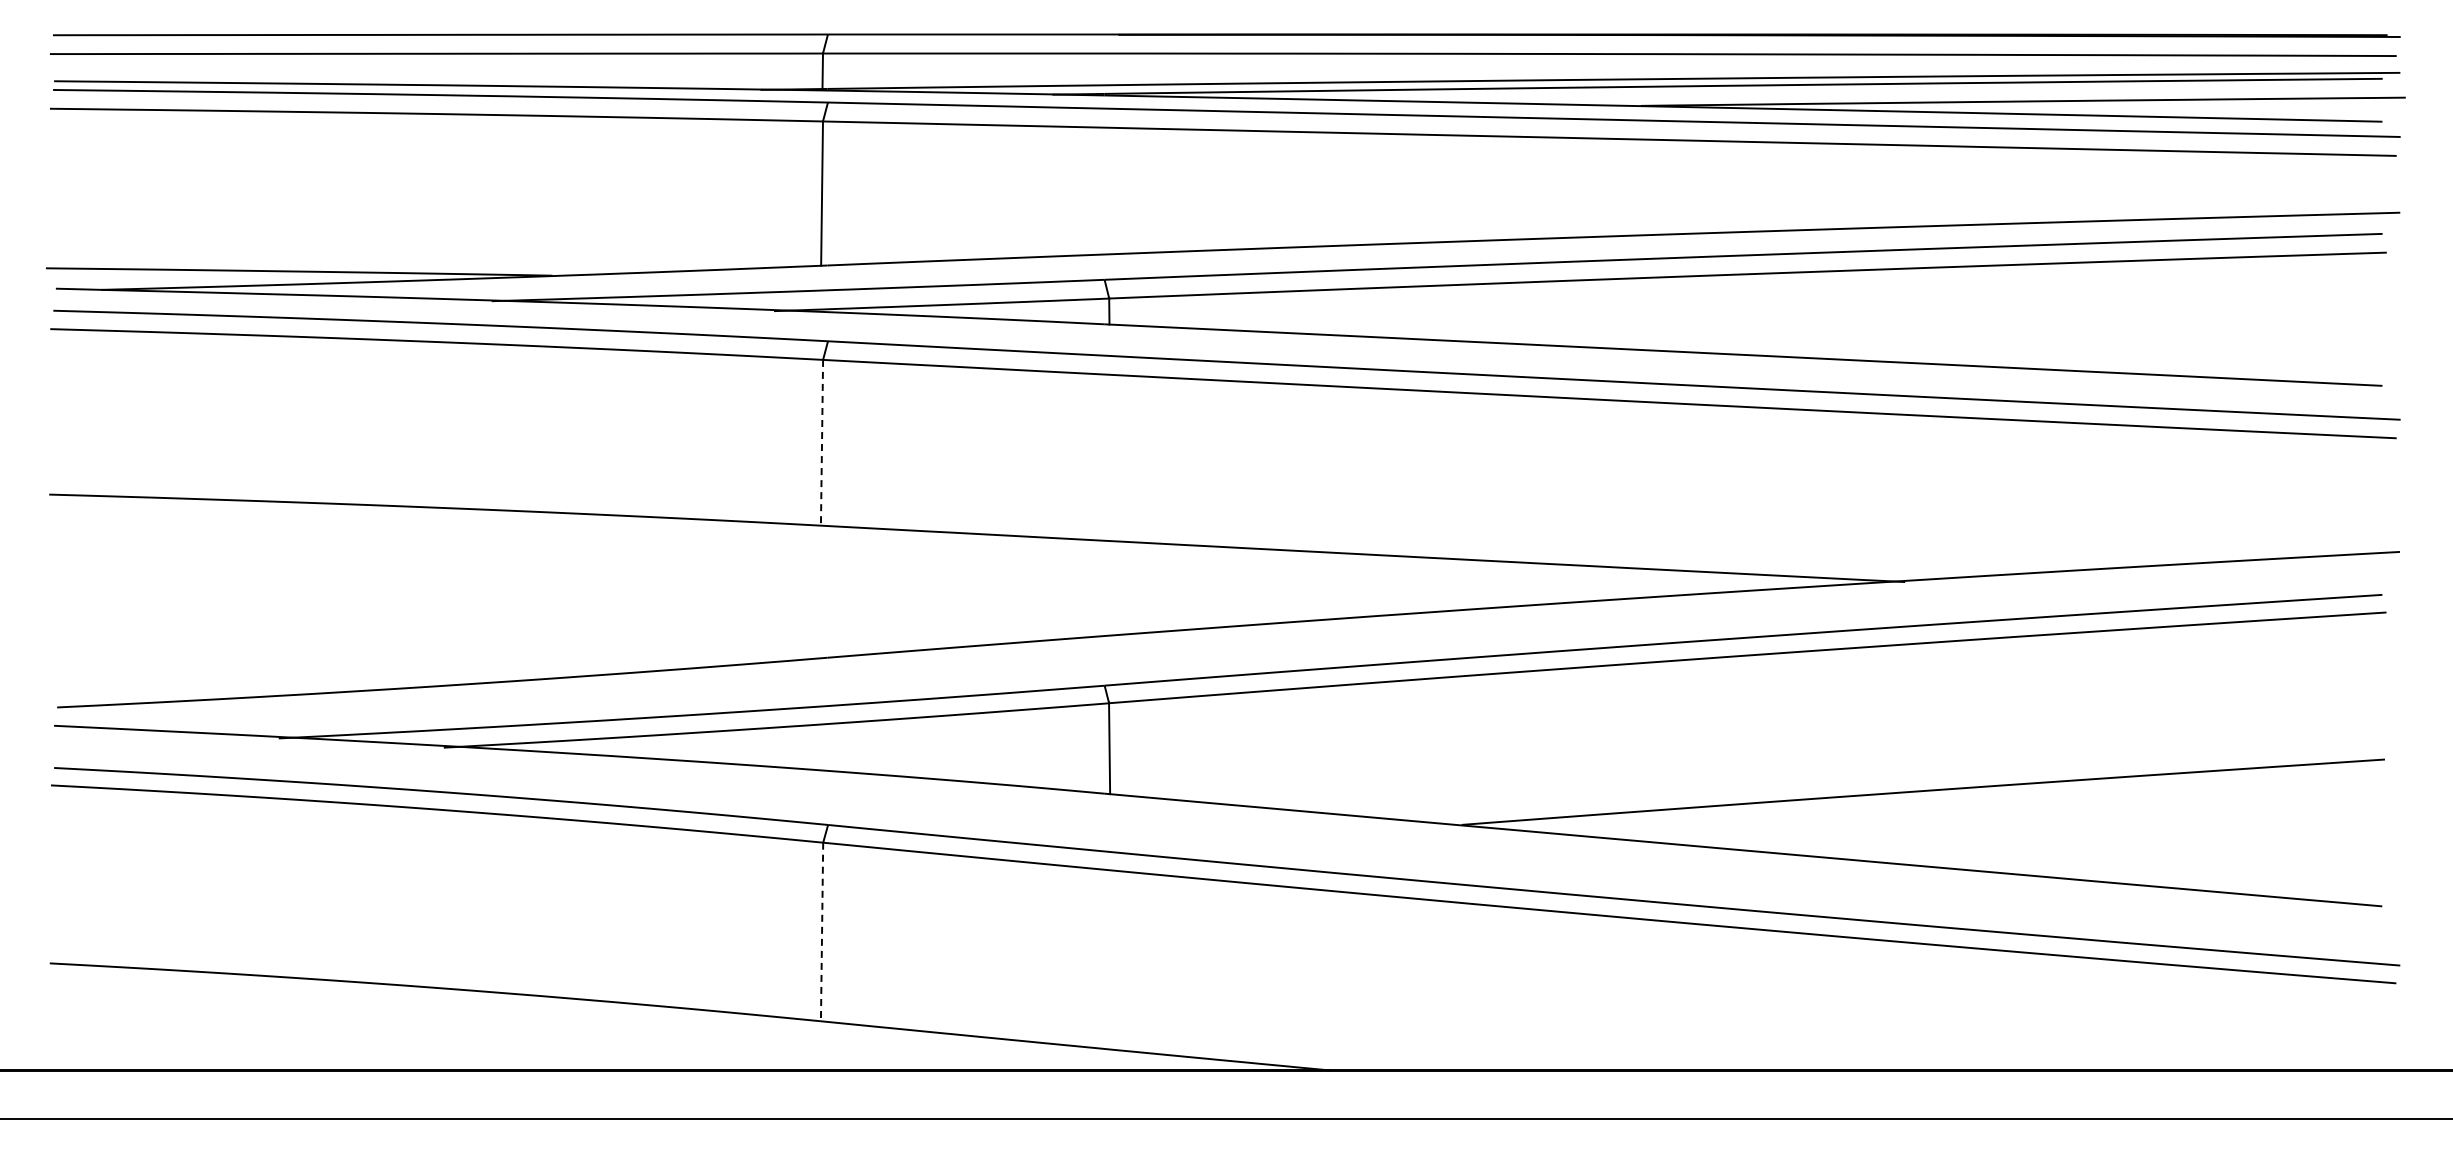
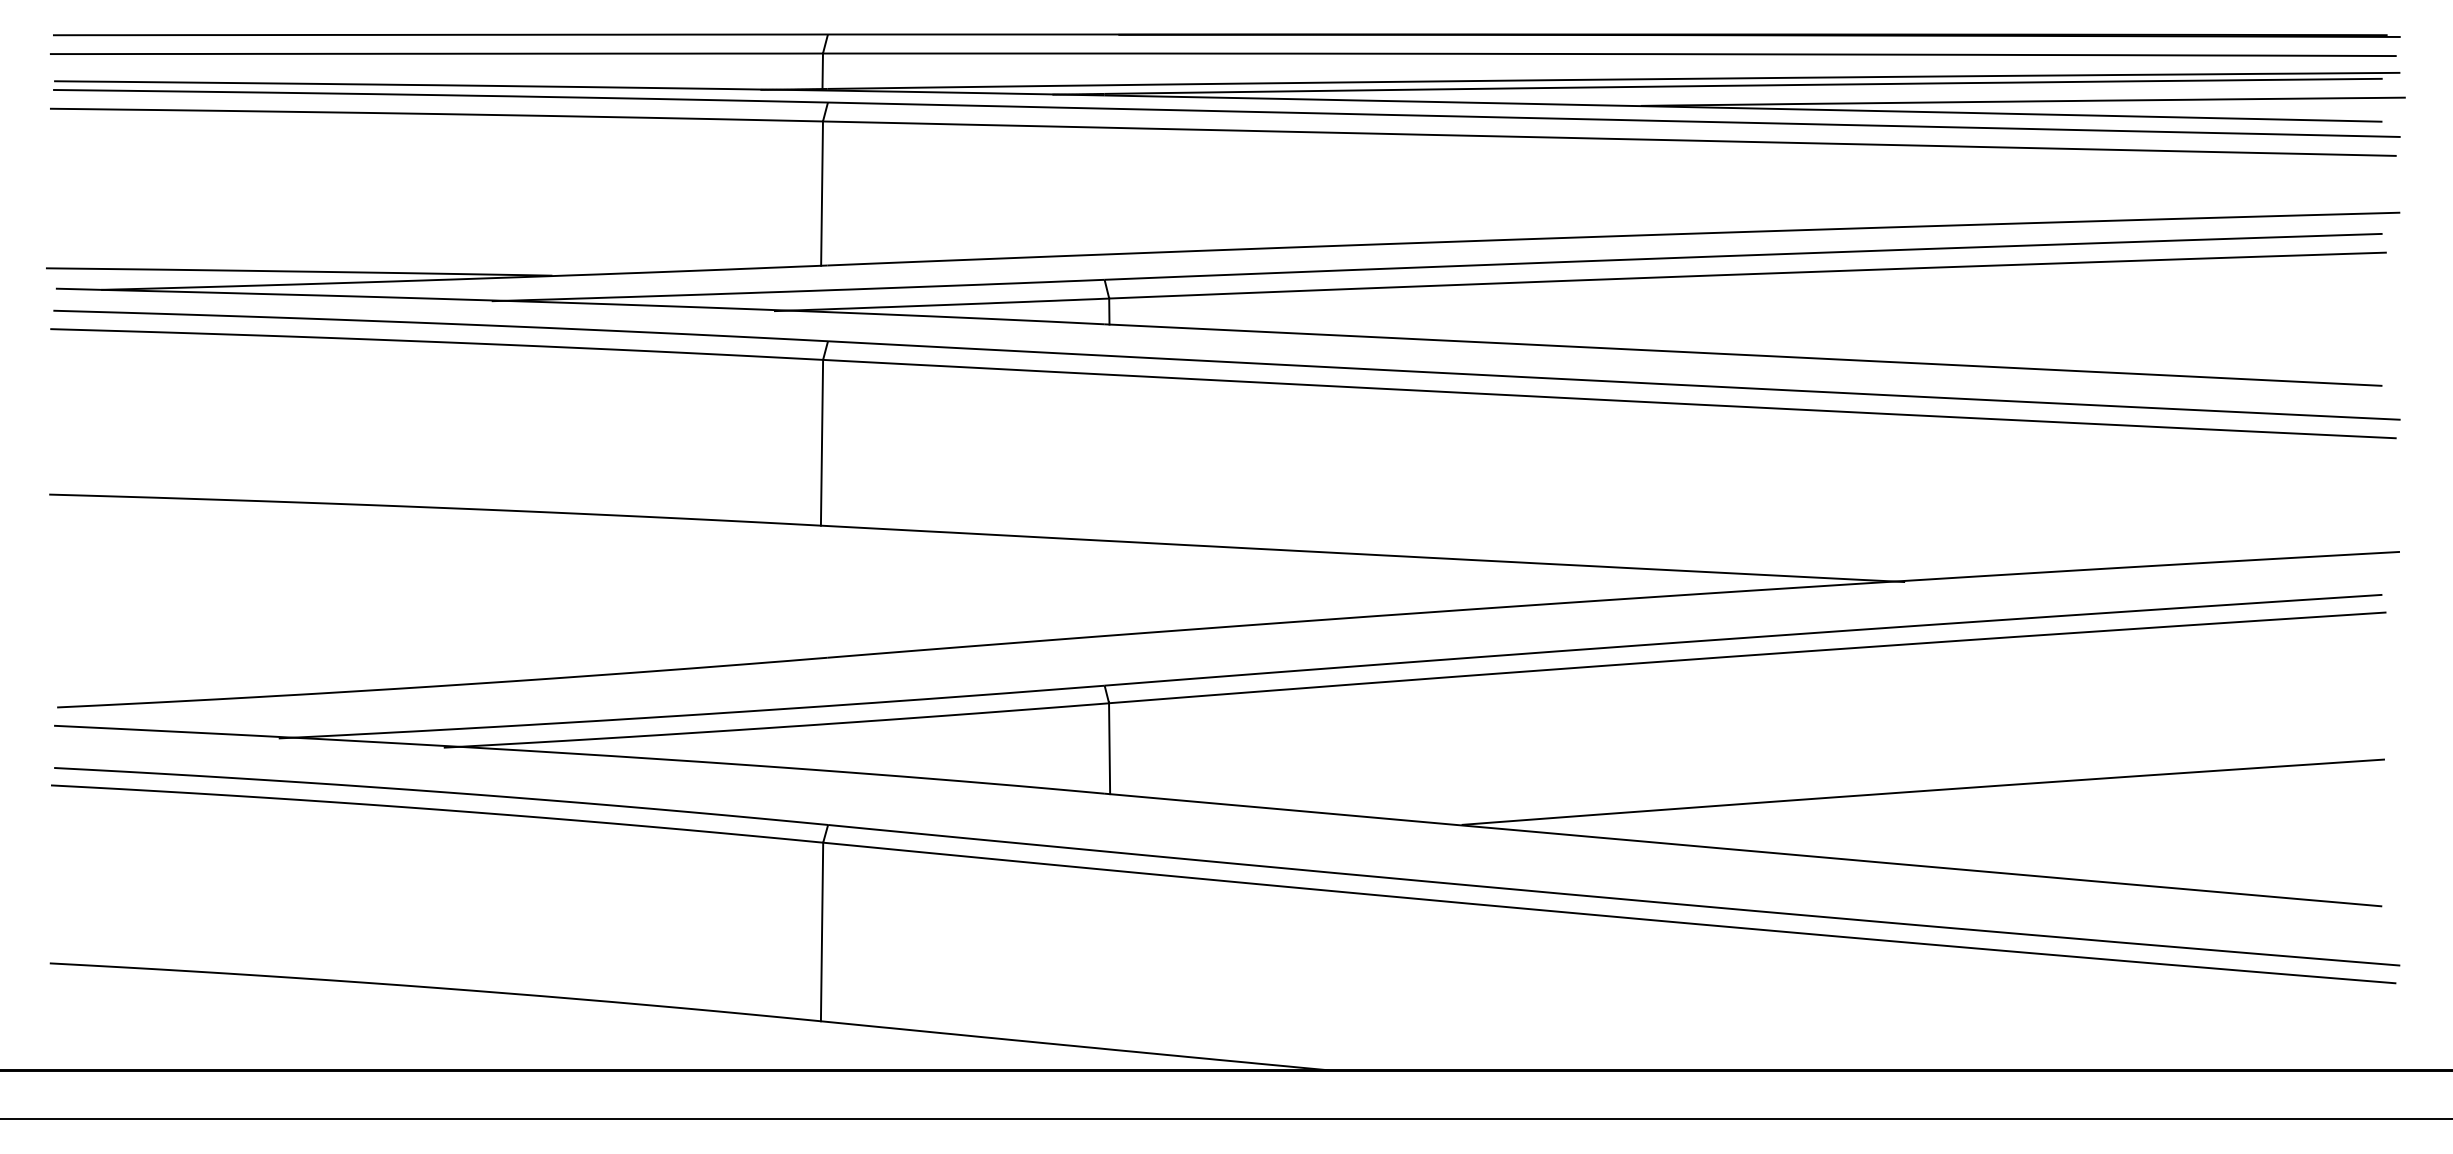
line: dashed -> solid (822, 442)
line: dashed -> solid (822, 932)
